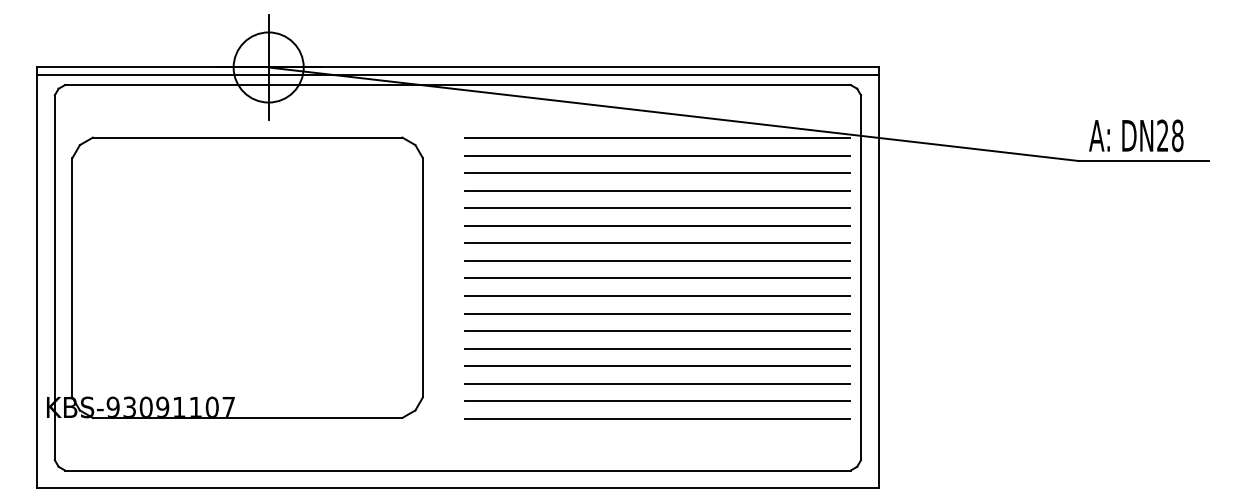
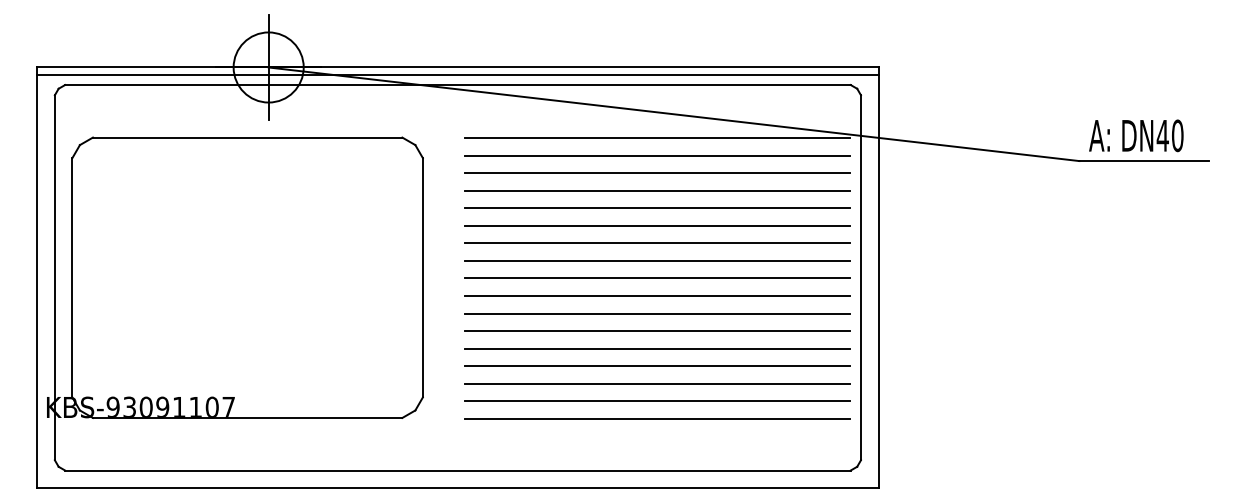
text: DN28 -> DN40 (1169, 135)
